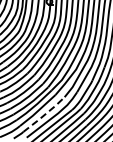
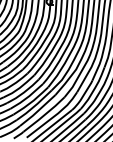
line: dashed -> solid (44, 114)
